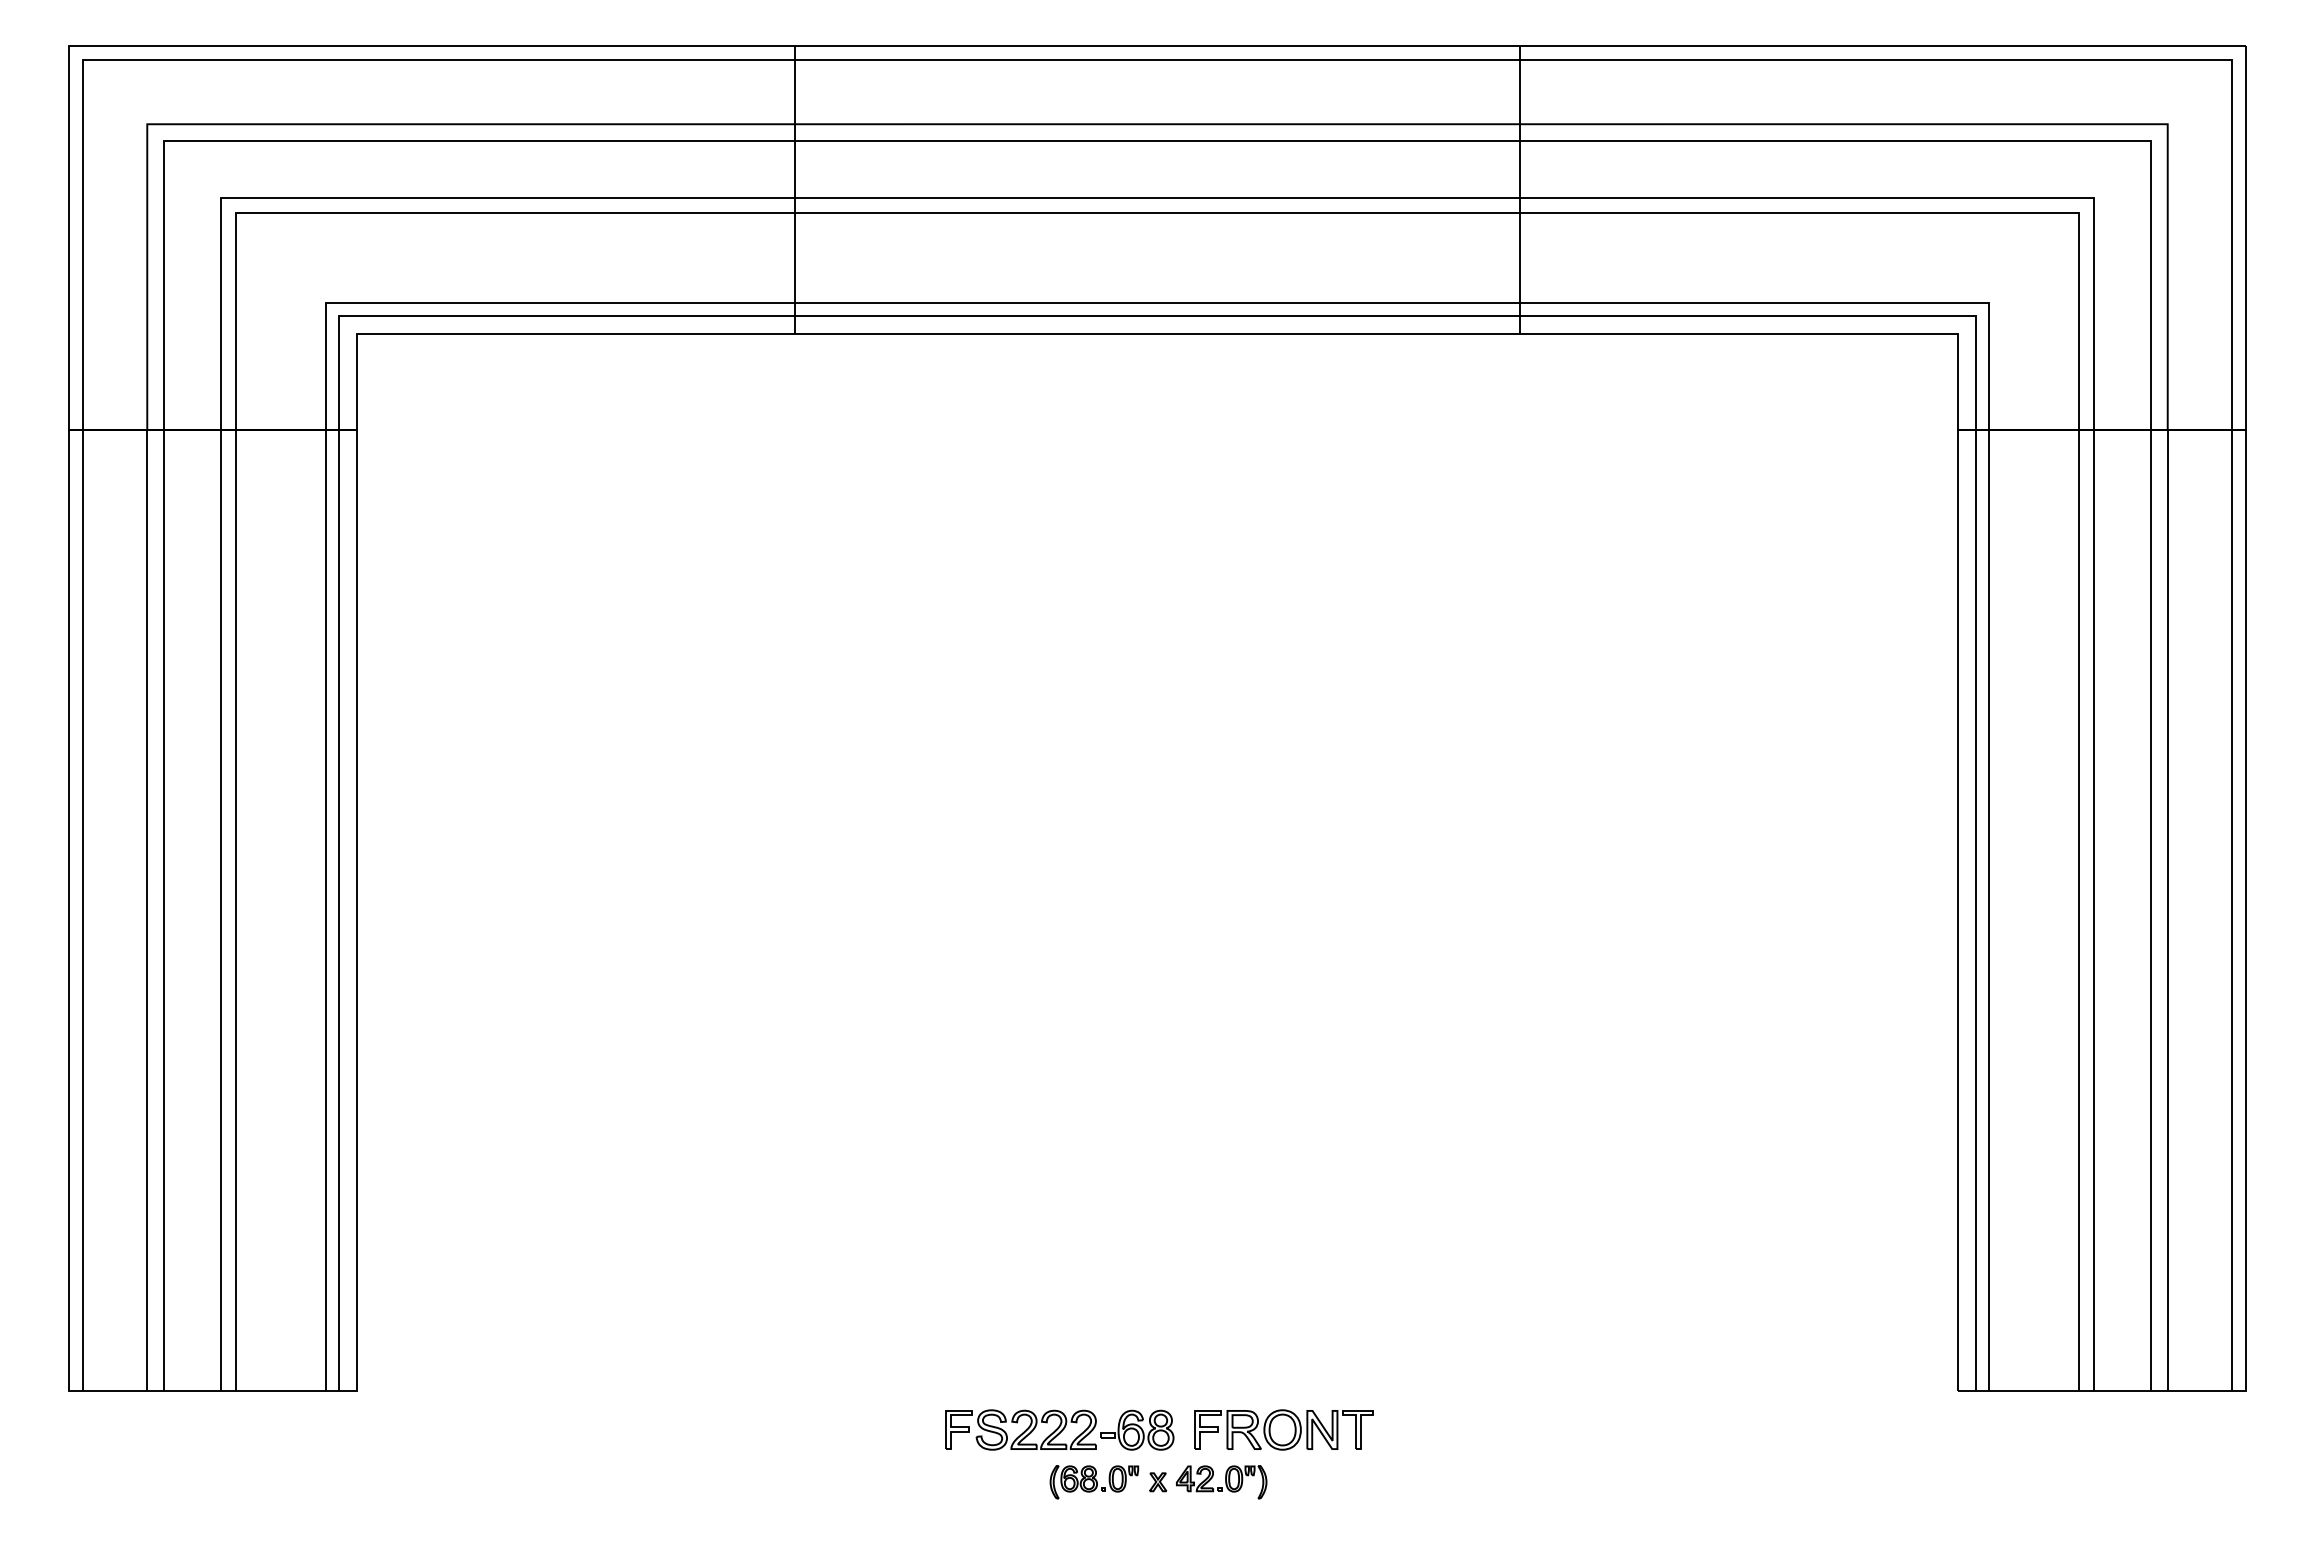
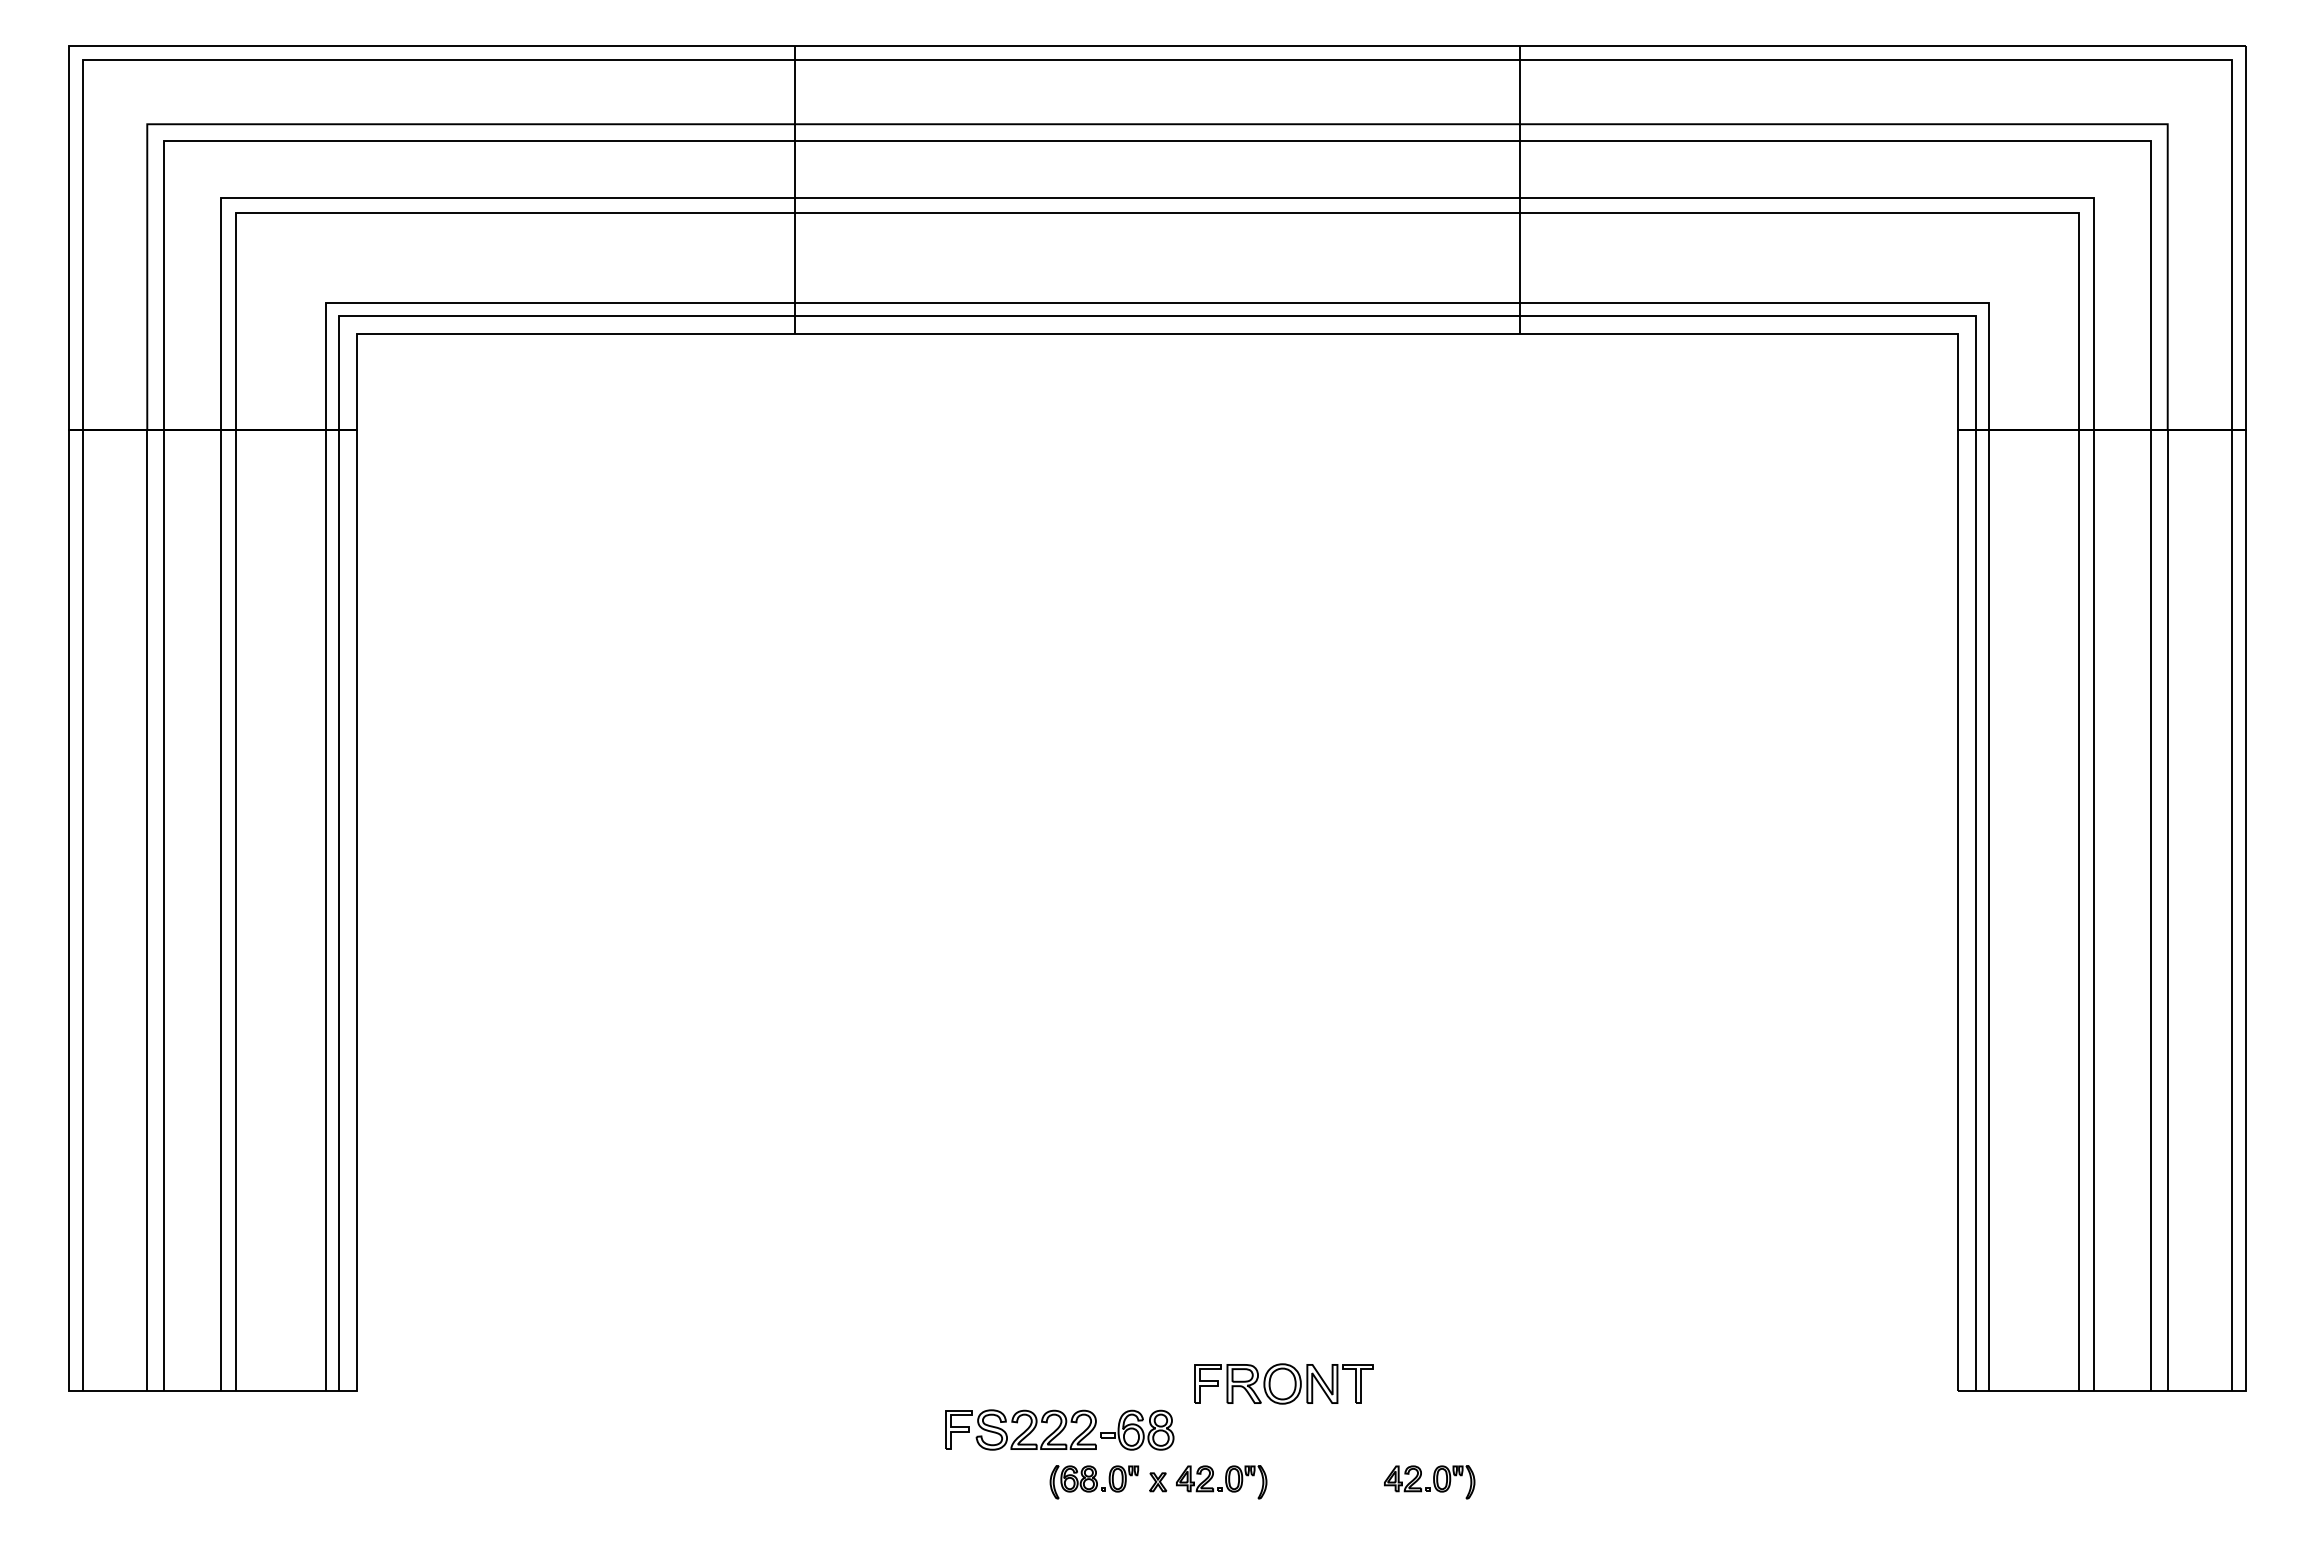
part position: (1283, 1429) -> (1283, 1383) (1283, 1383)
part: none -> present (1429, 1482)
